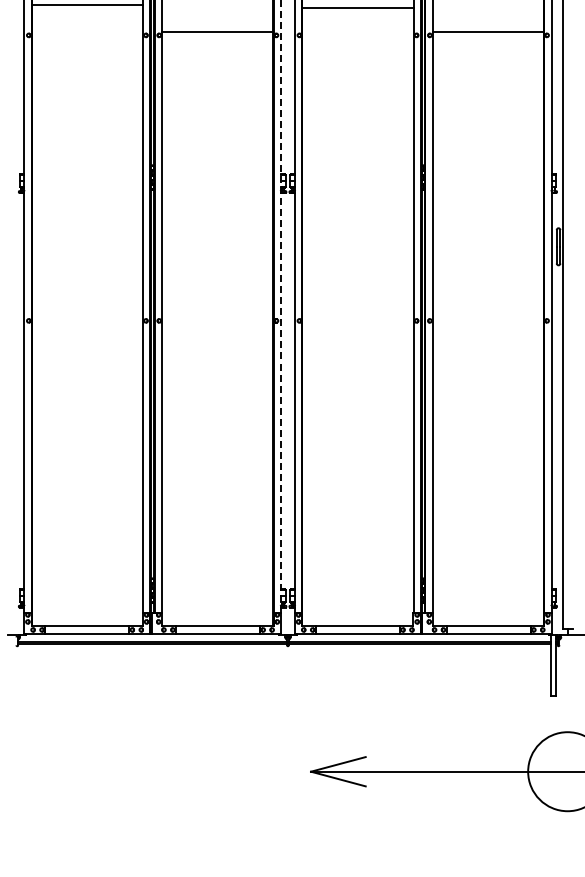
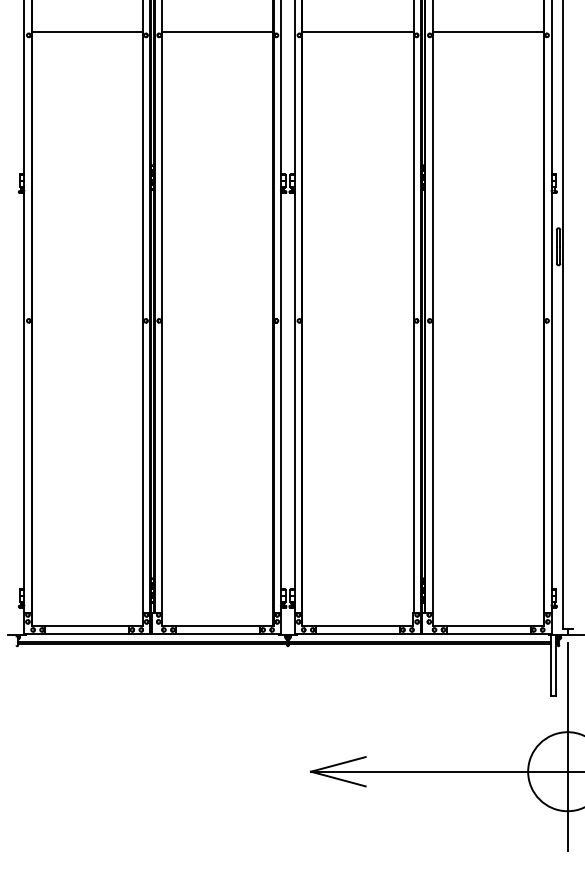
line position: (86, 5) -> (86, 32) (86, 32)
line position: (357, 8) -> (357, 32) (357, 32)
line: dashed -> solid (280, 306)
line: none -> present (567, 746)
